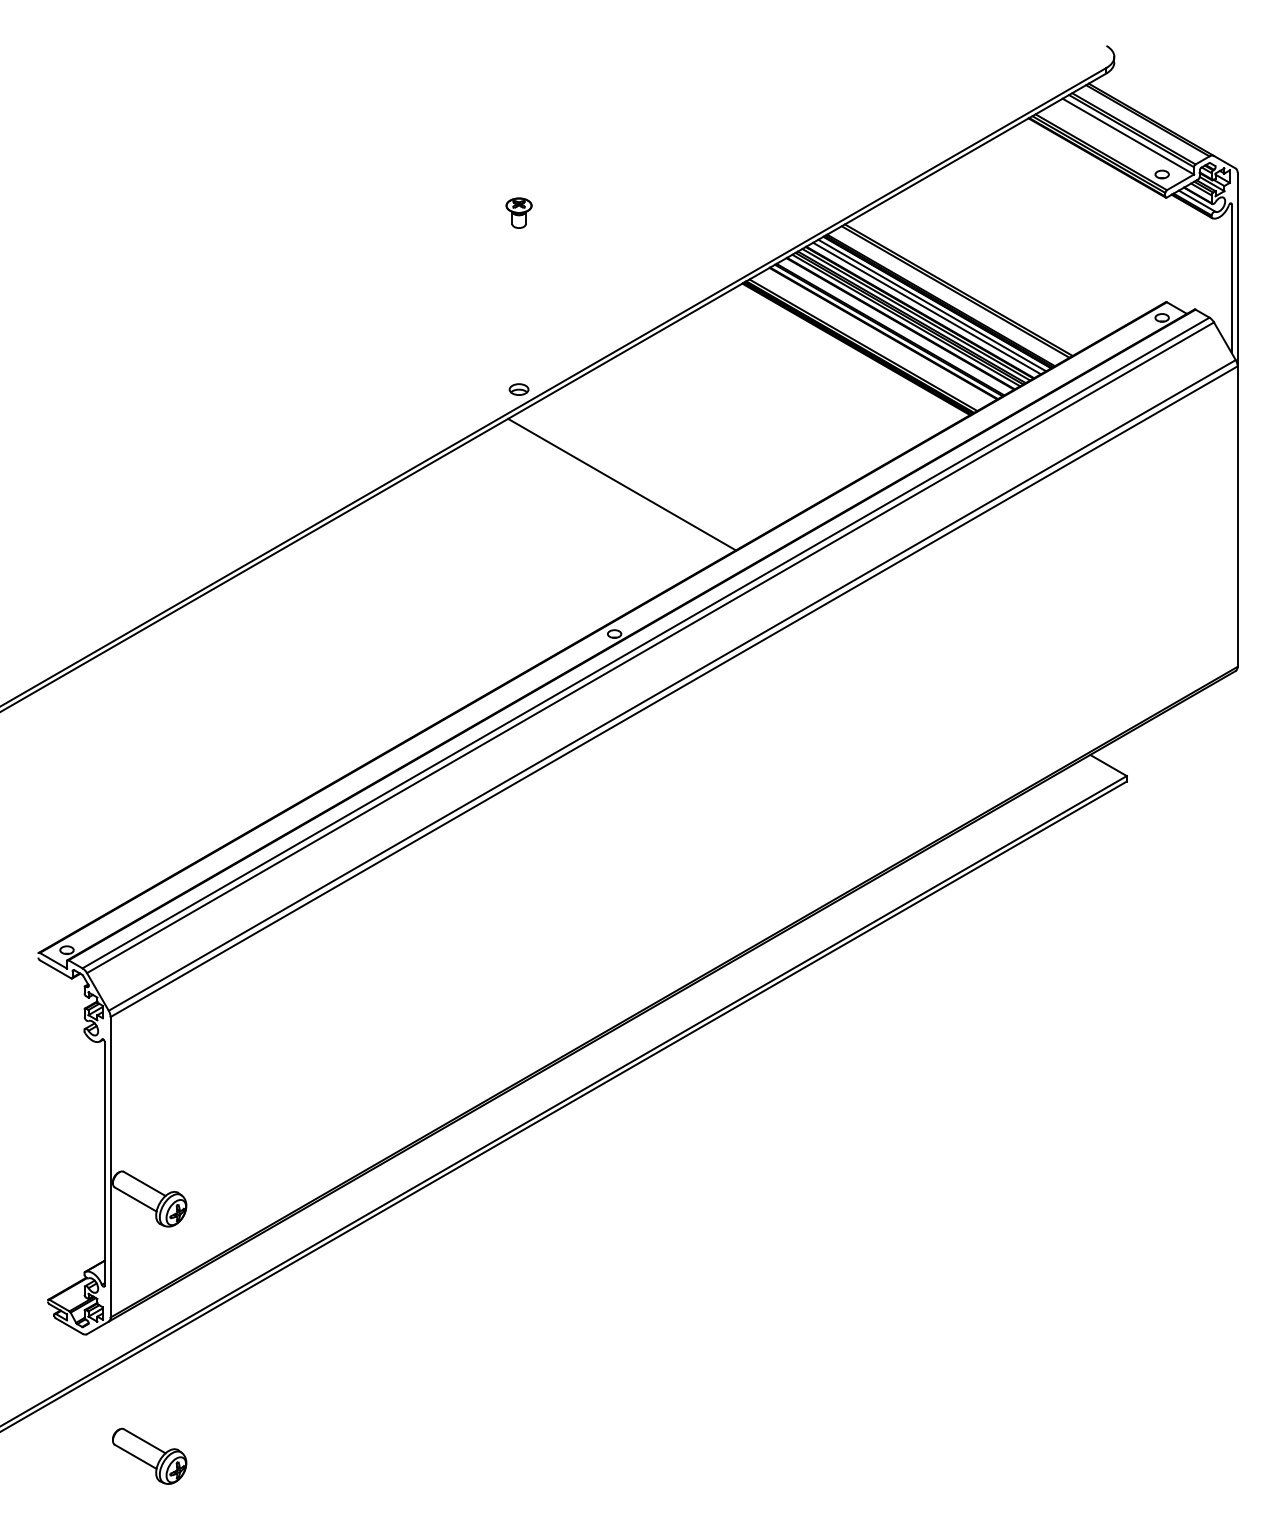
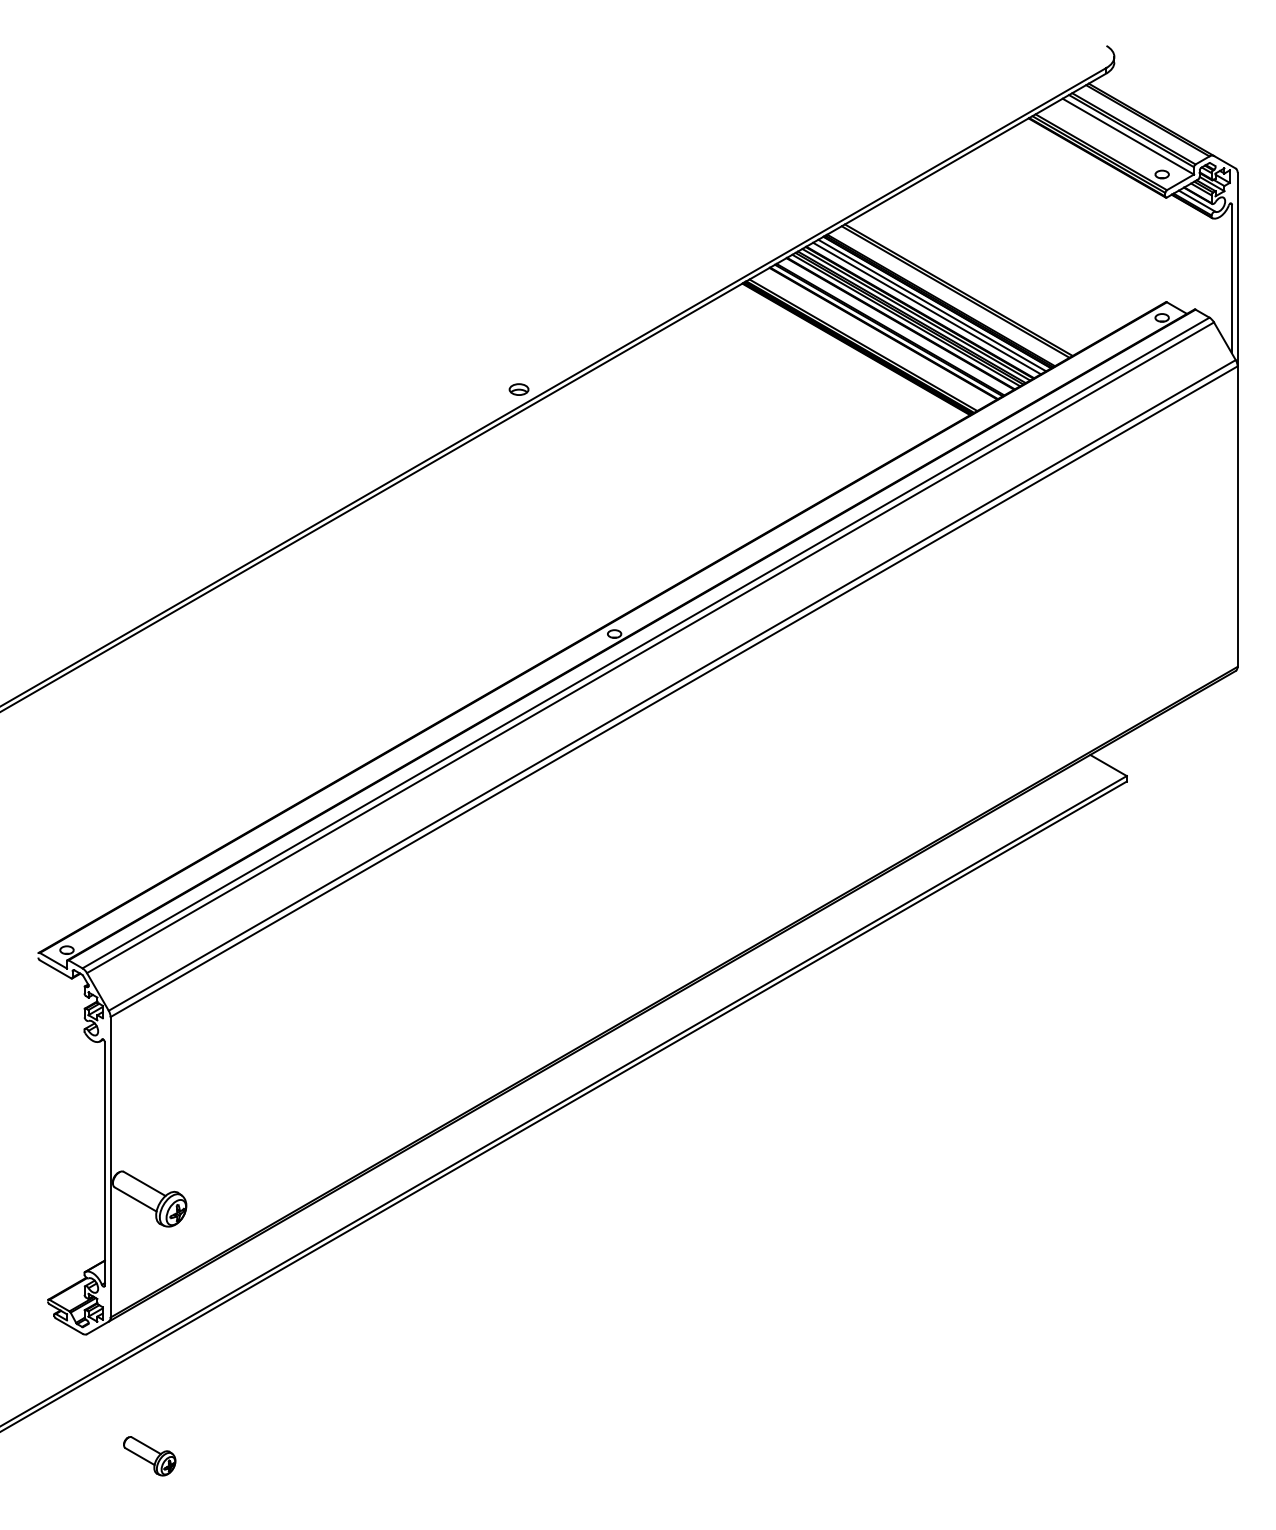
part: present -> none (518, 212)
line: present -> none (621, 484)
part size: 76x58 px -> 54x41 px (149, 1456)
